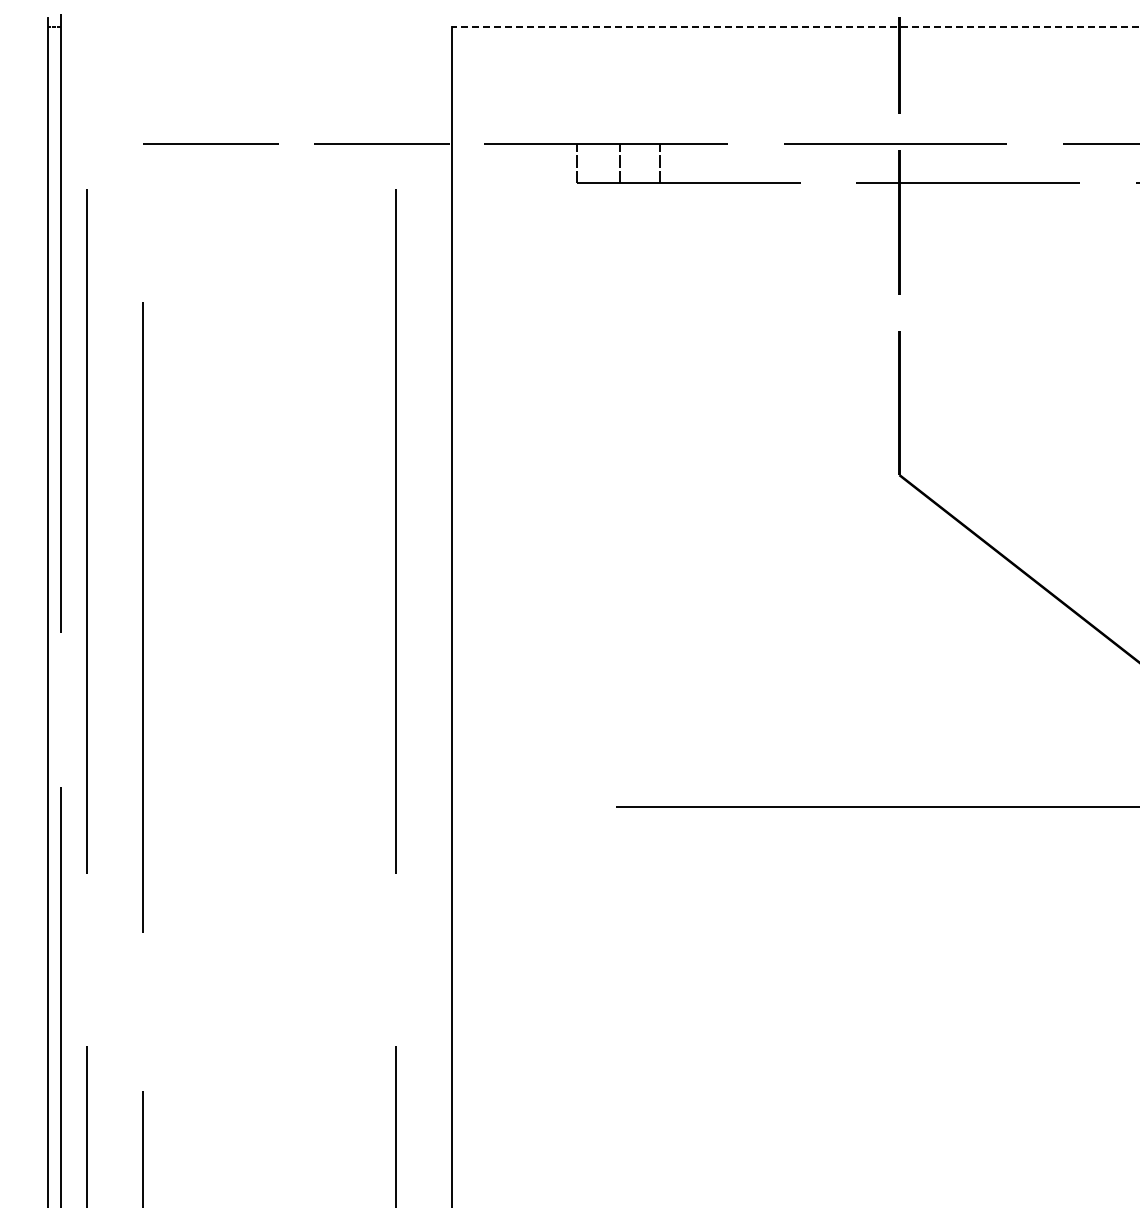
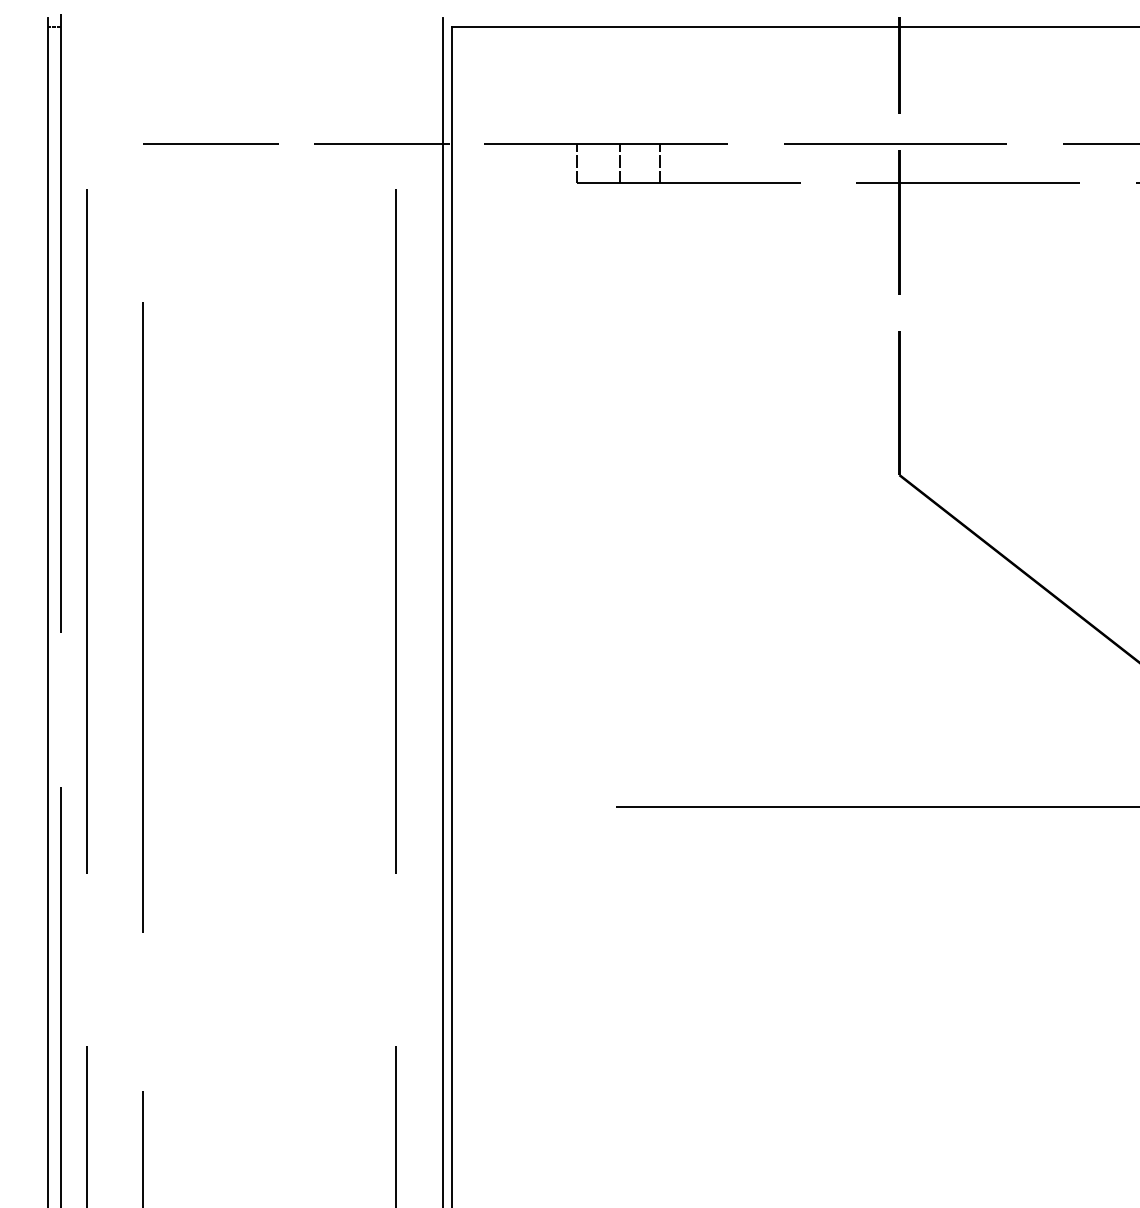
line: dashed -> solid (795, 27)
line: none -> present (442, 610)
